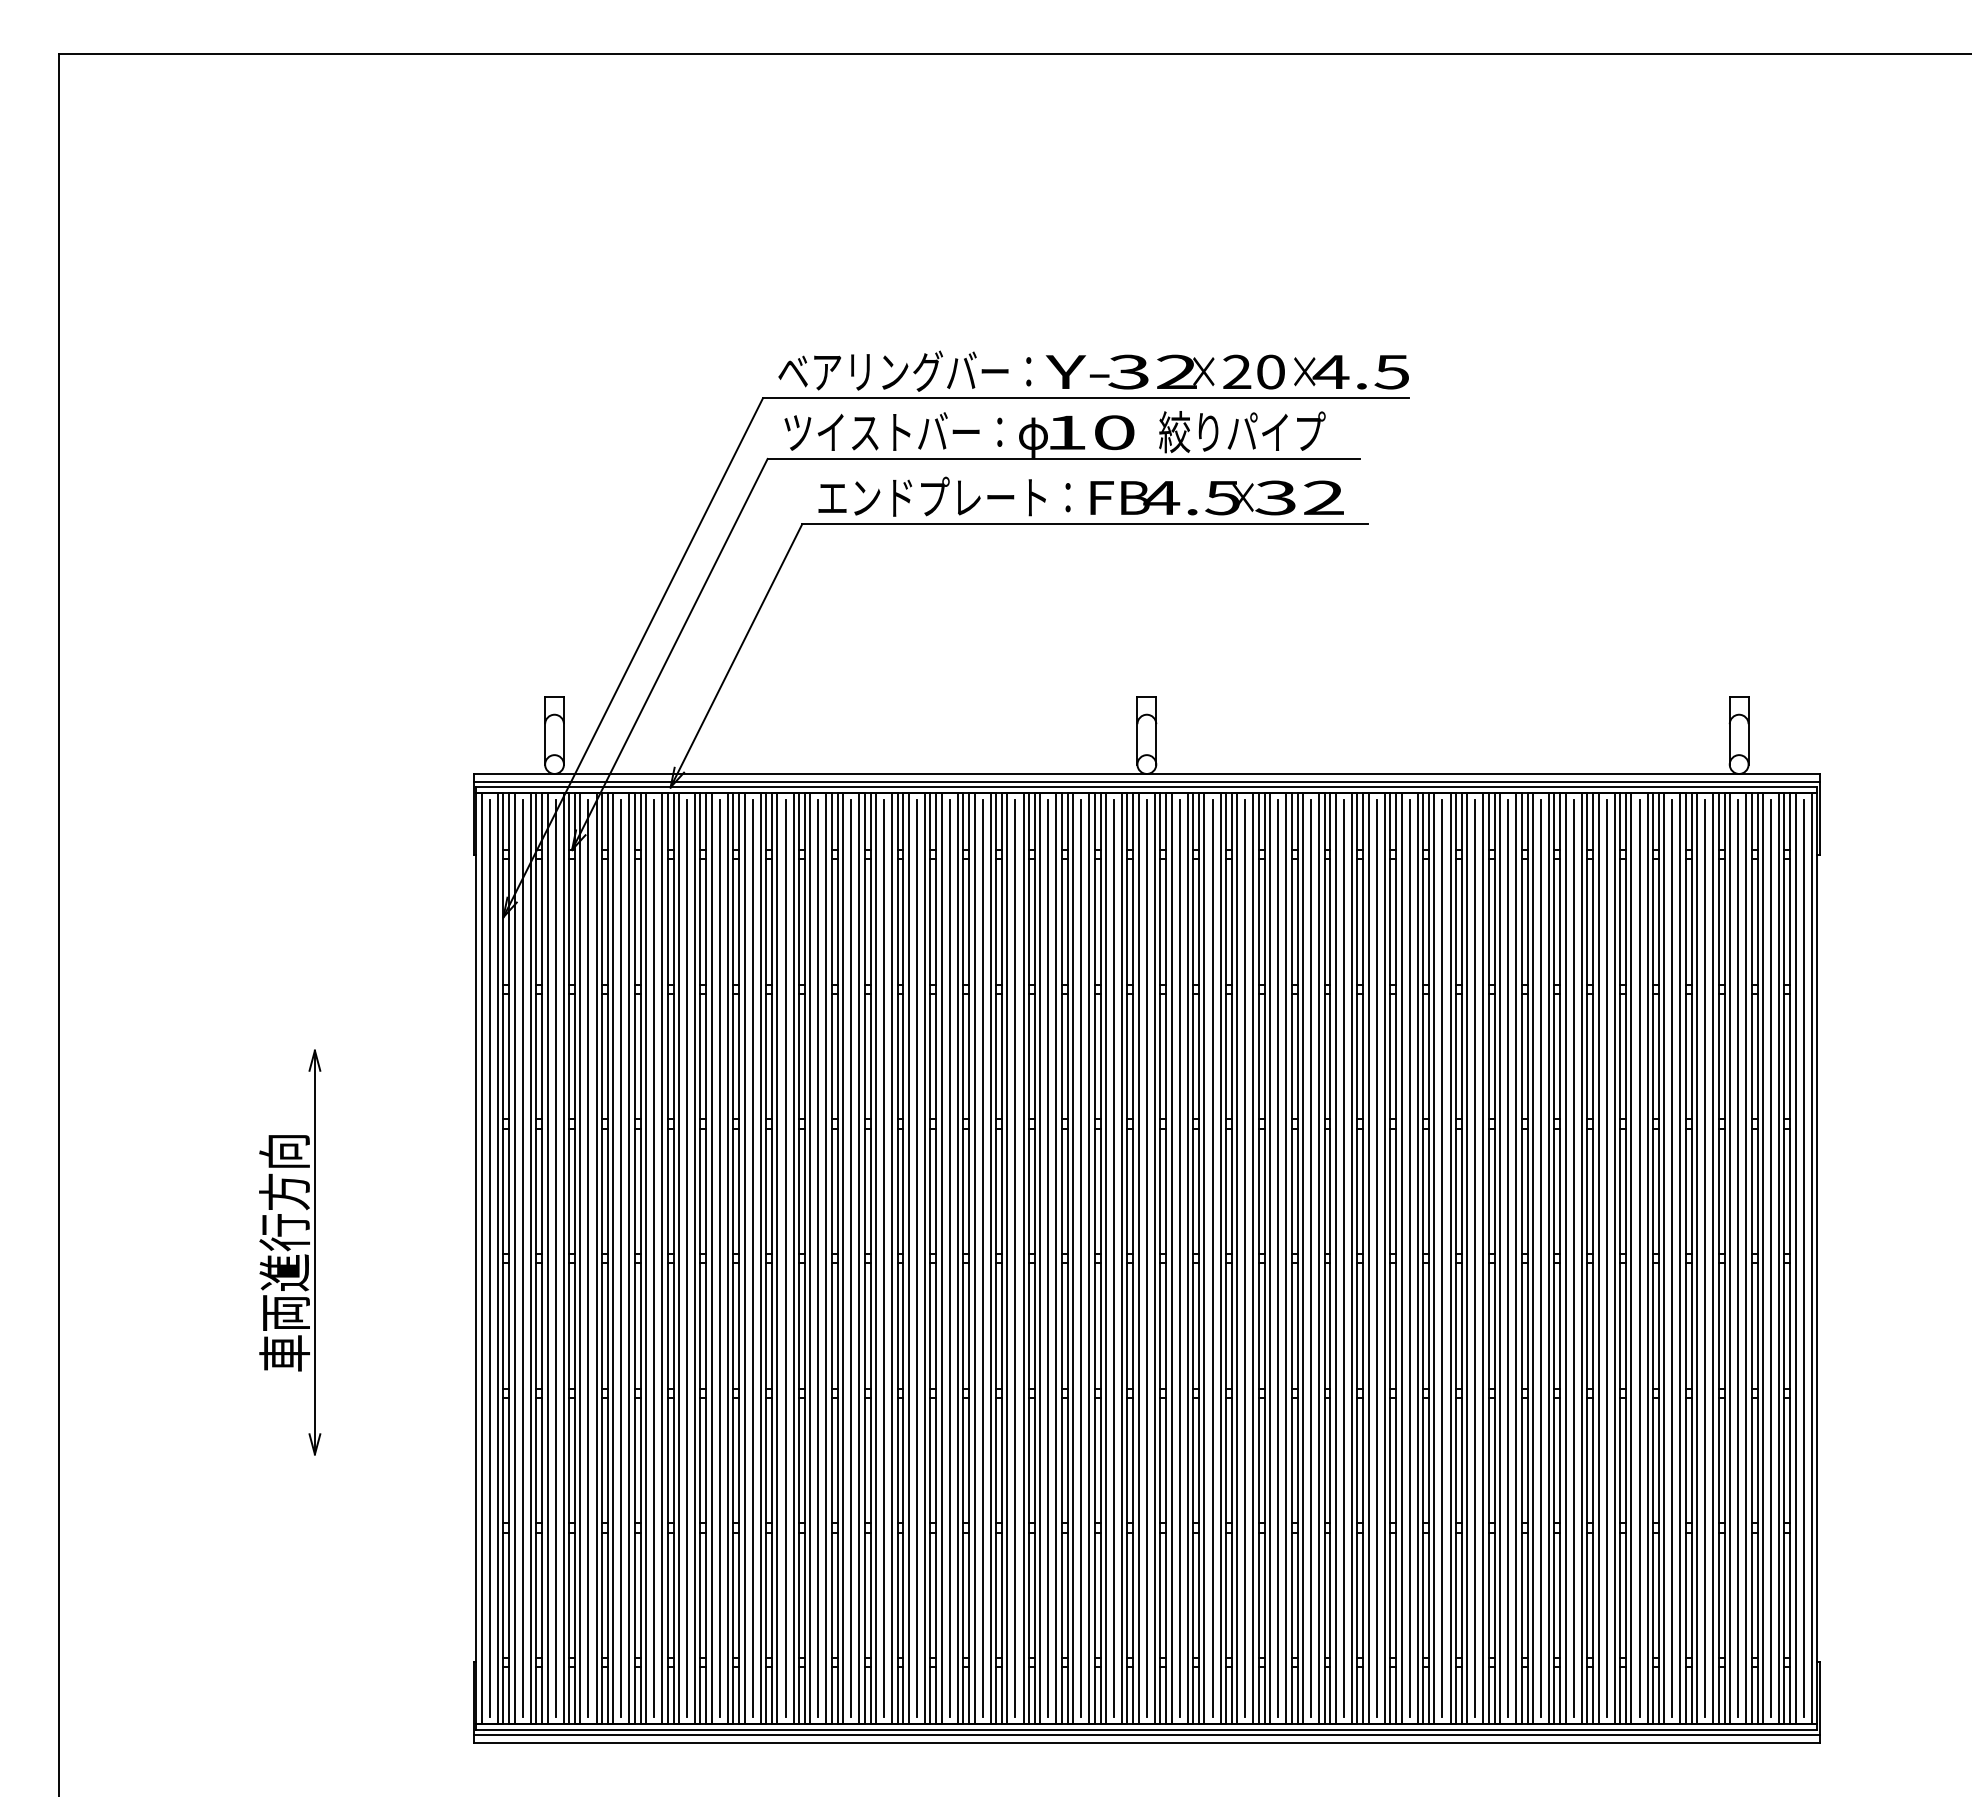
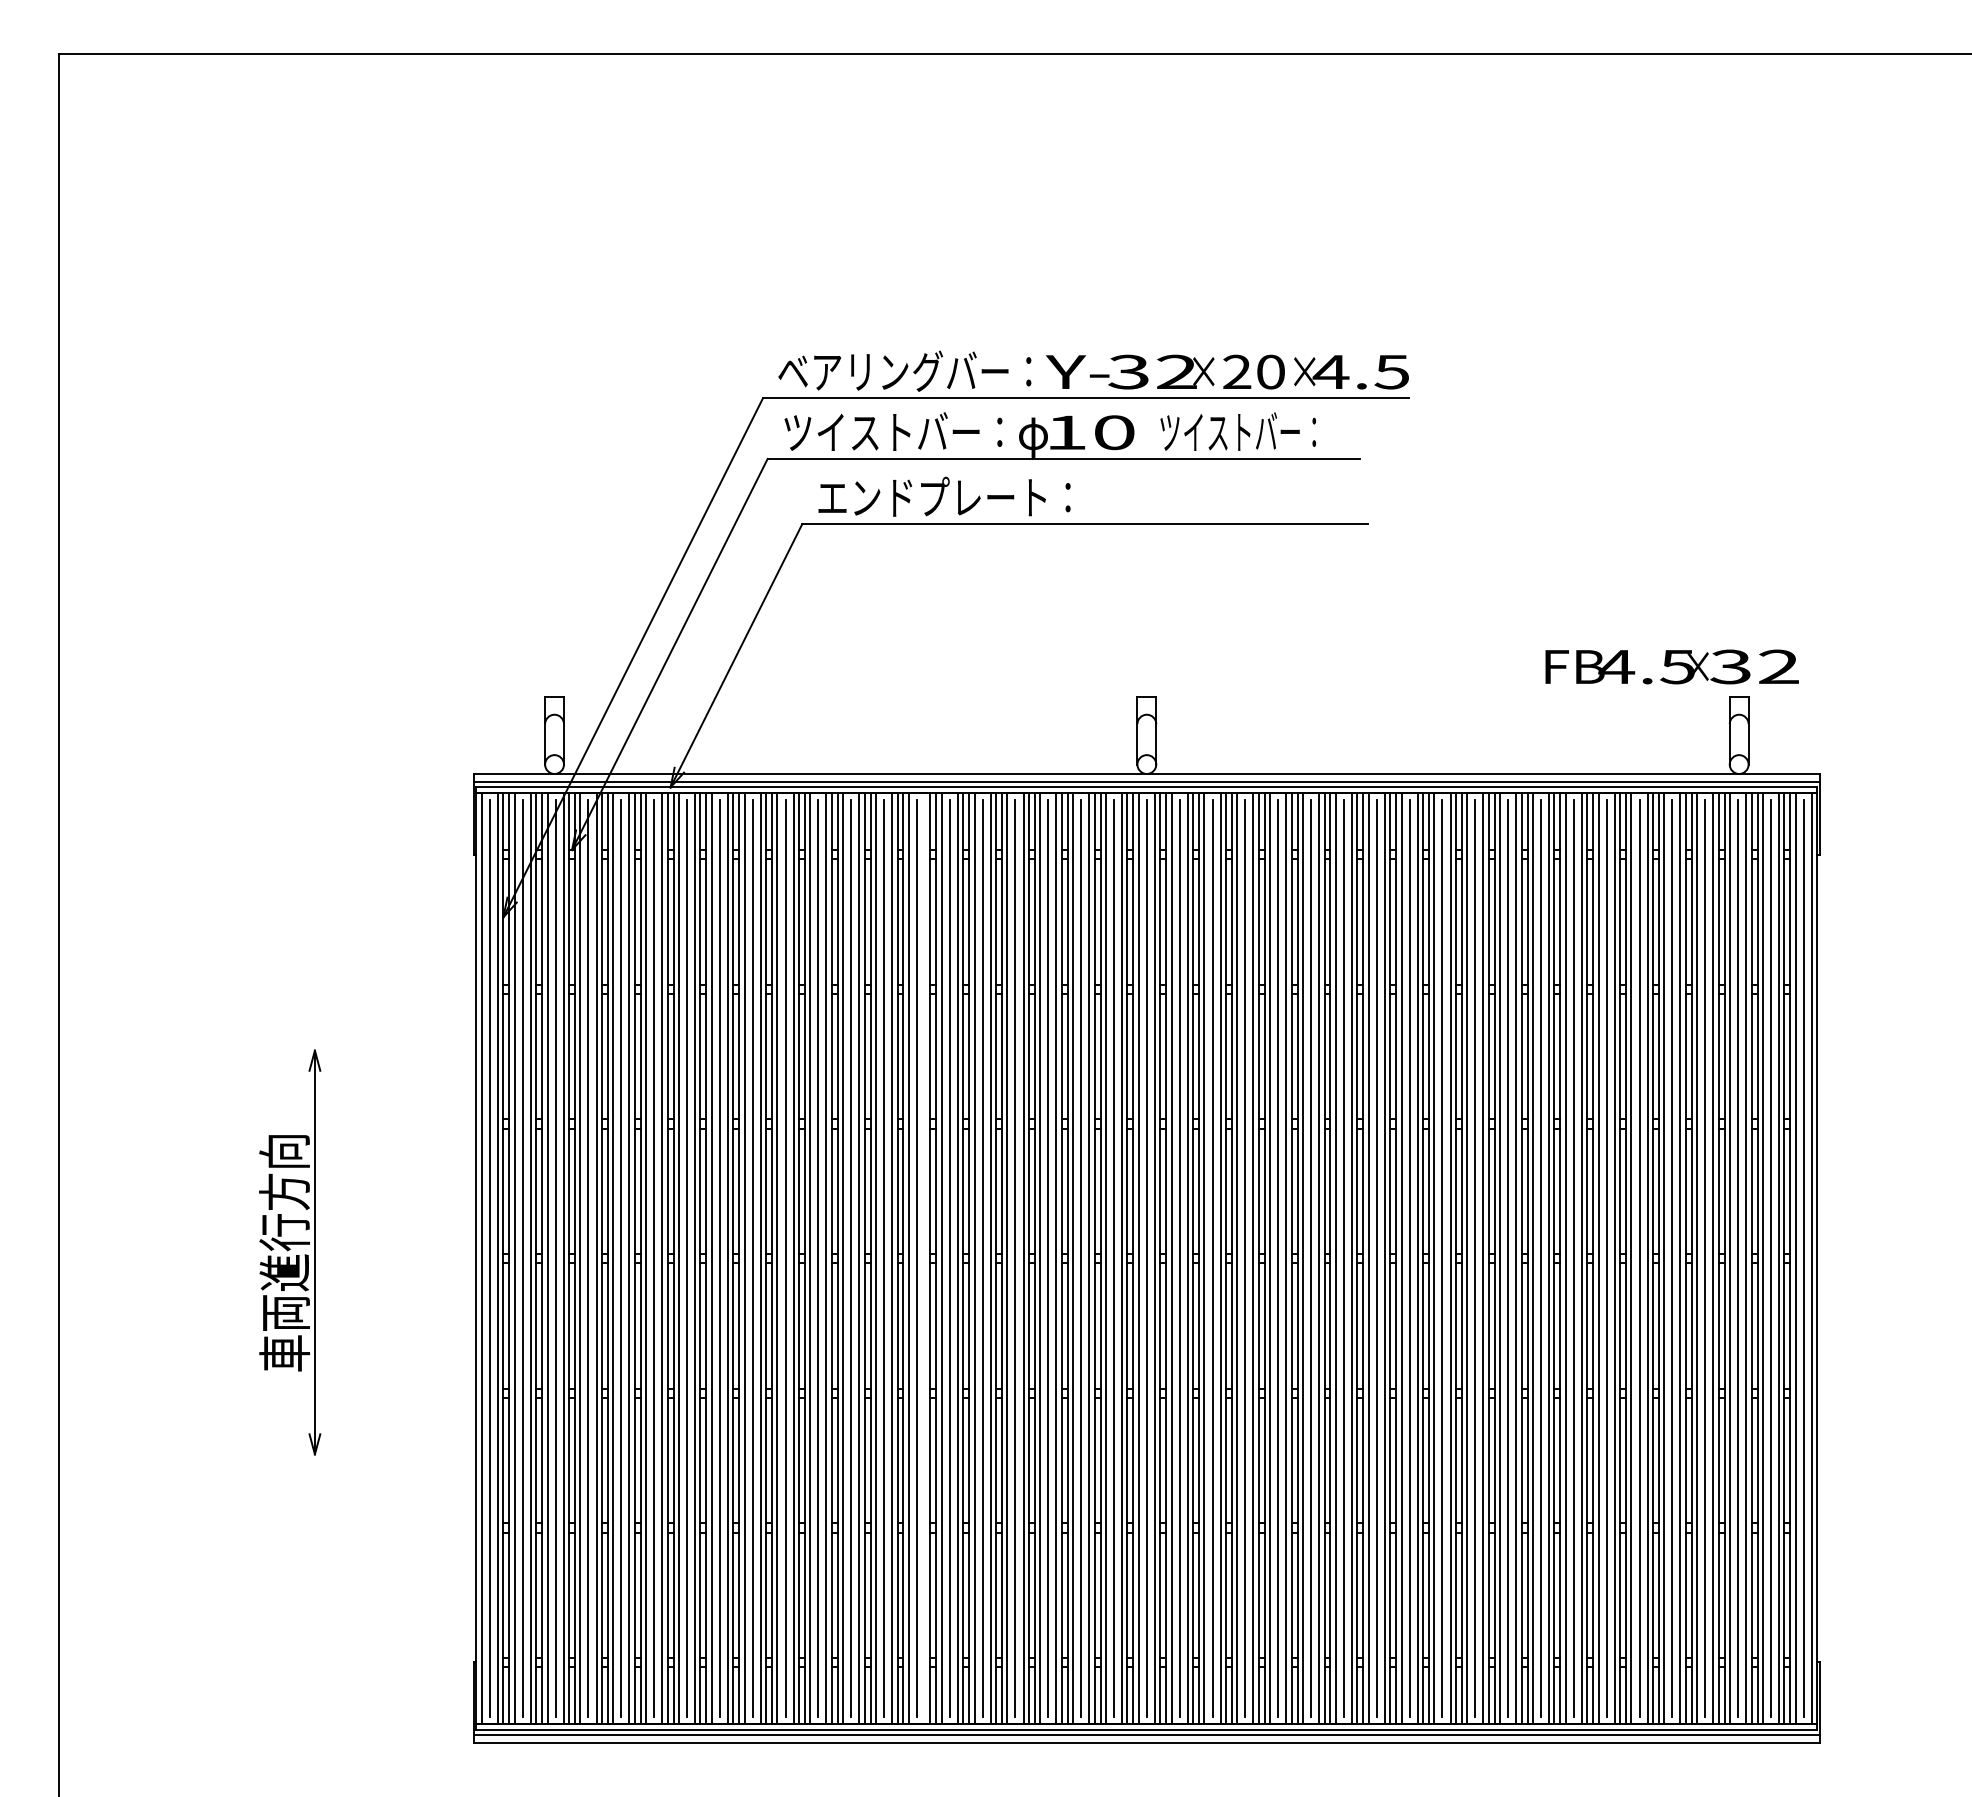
text: 絞りパイプ -> ツイストバー： (1242, 432)
text position: (1216, 497) -> (1671, 666) (1671, 666)
line: present -> none (925, 1258)
